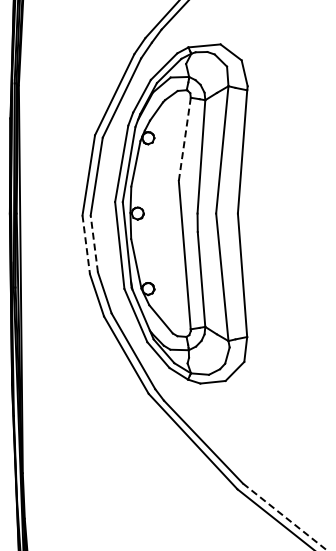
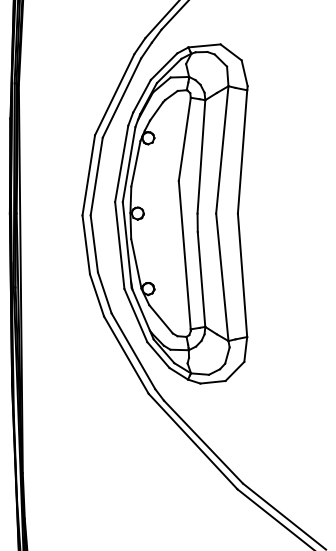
line: dashed -> solid (184, 139)
line: dashed -> solid (94, 243)
line: dashed -> solid (86, 244)
line: dashed -> solid (284, 516)
